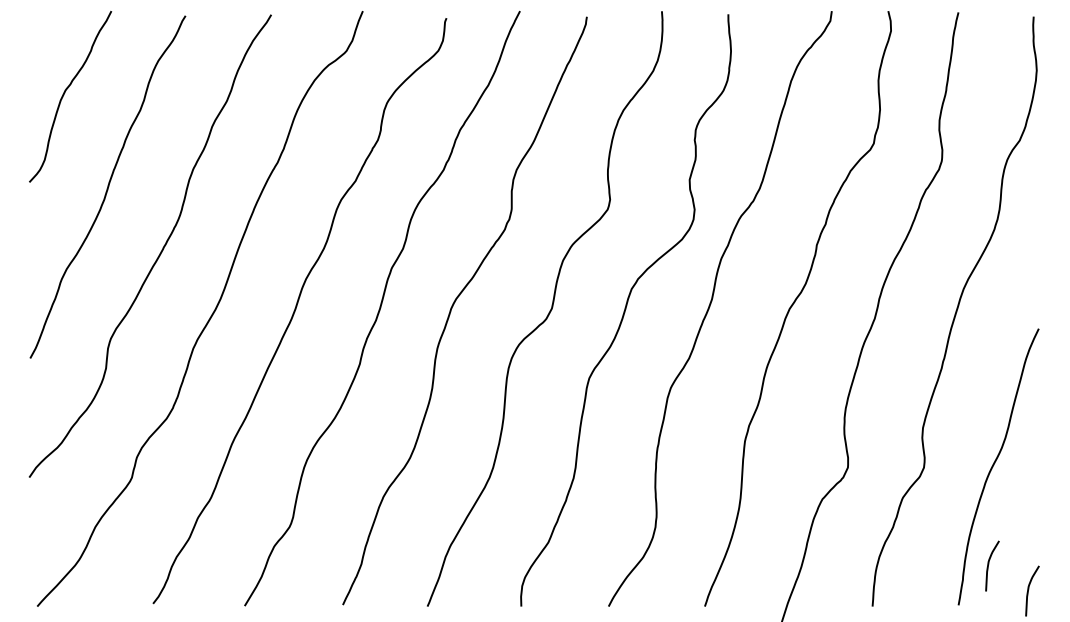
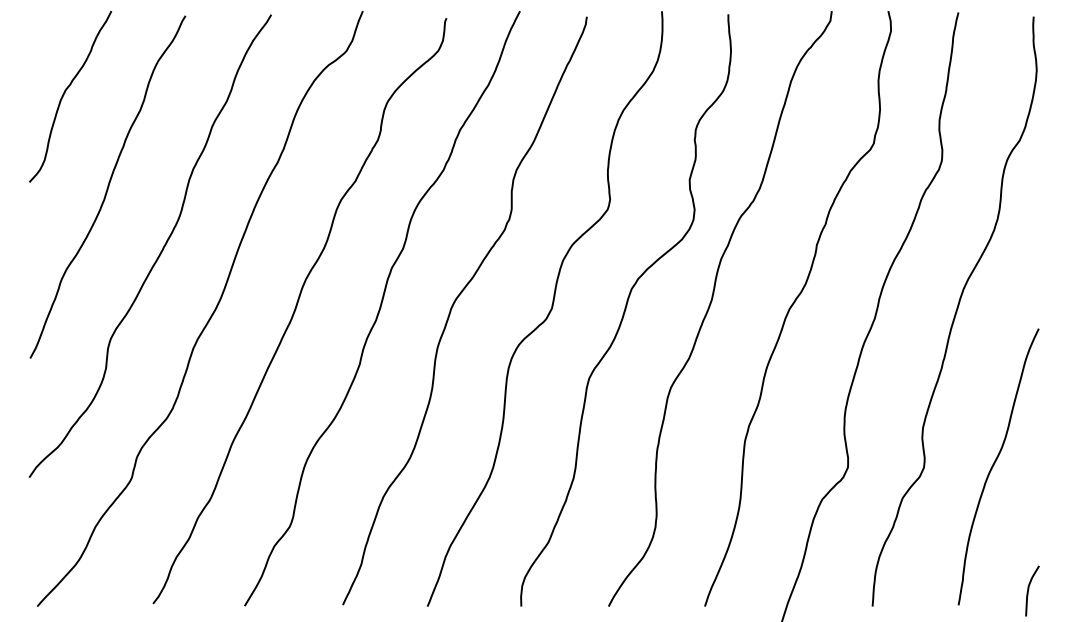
curve: present -> none (989, 564)
